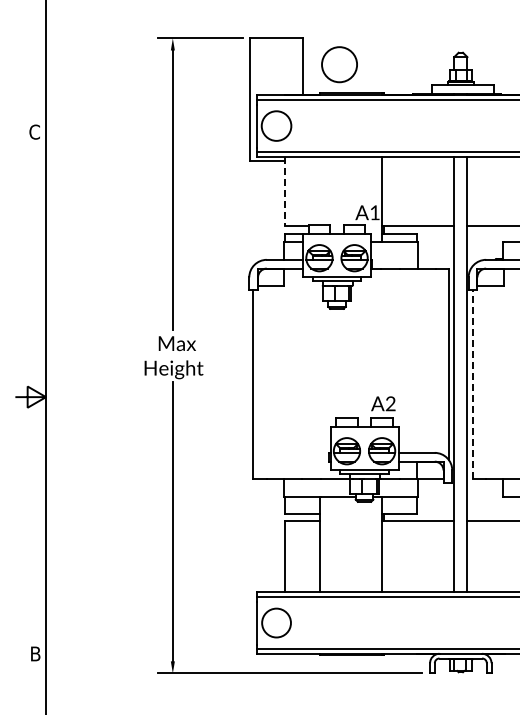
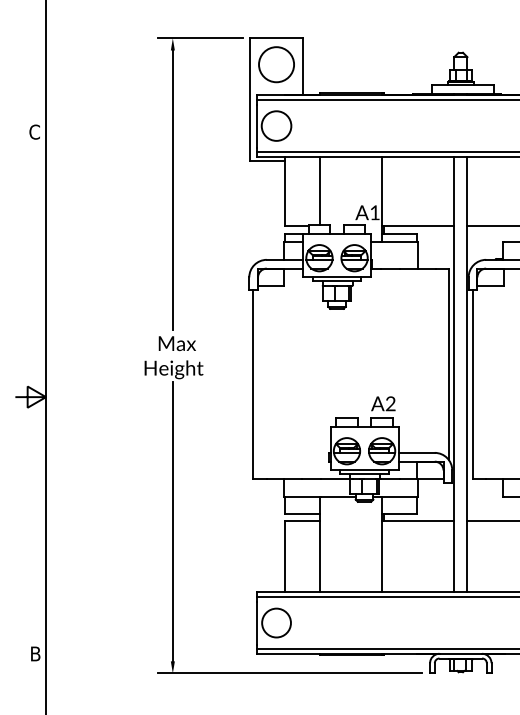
circle position: (339, 64) -> (276, 64) (276, 64)
line: none -> present (320, 190)
line: dashed -> solid (285, 191)
line: dashed -> solid (472, 384)
